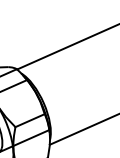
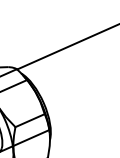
line: present -> none (82, 129)
